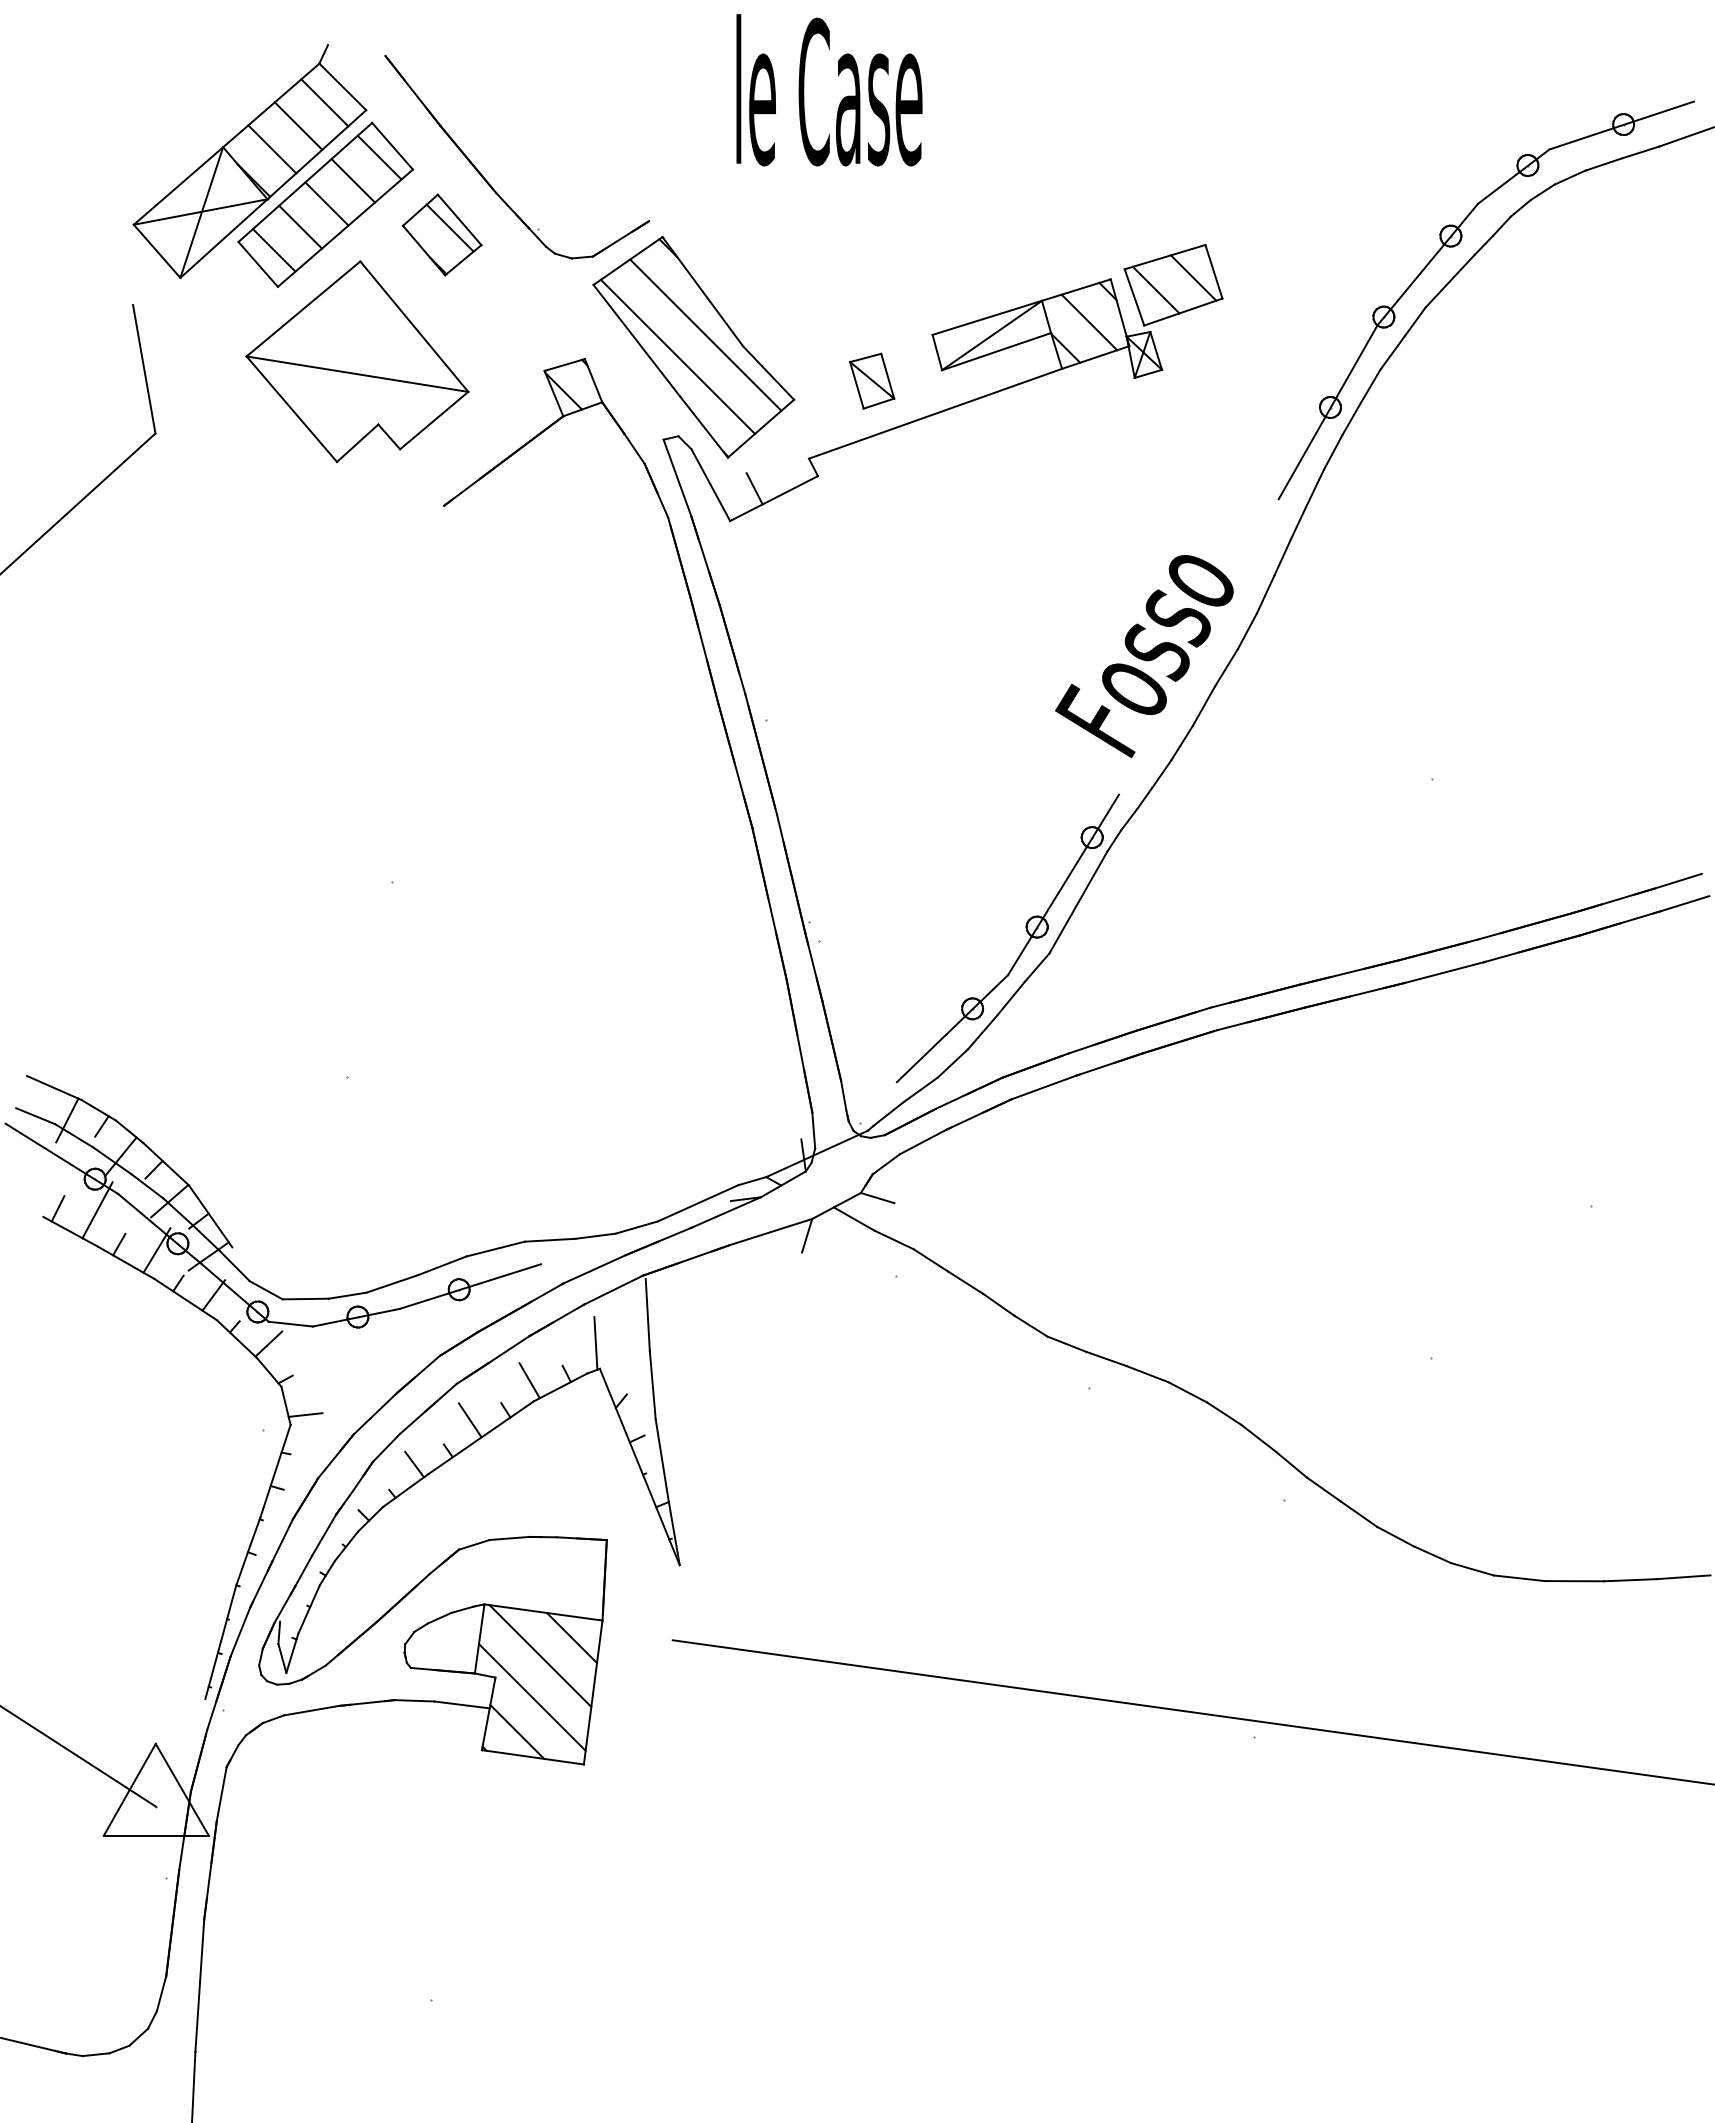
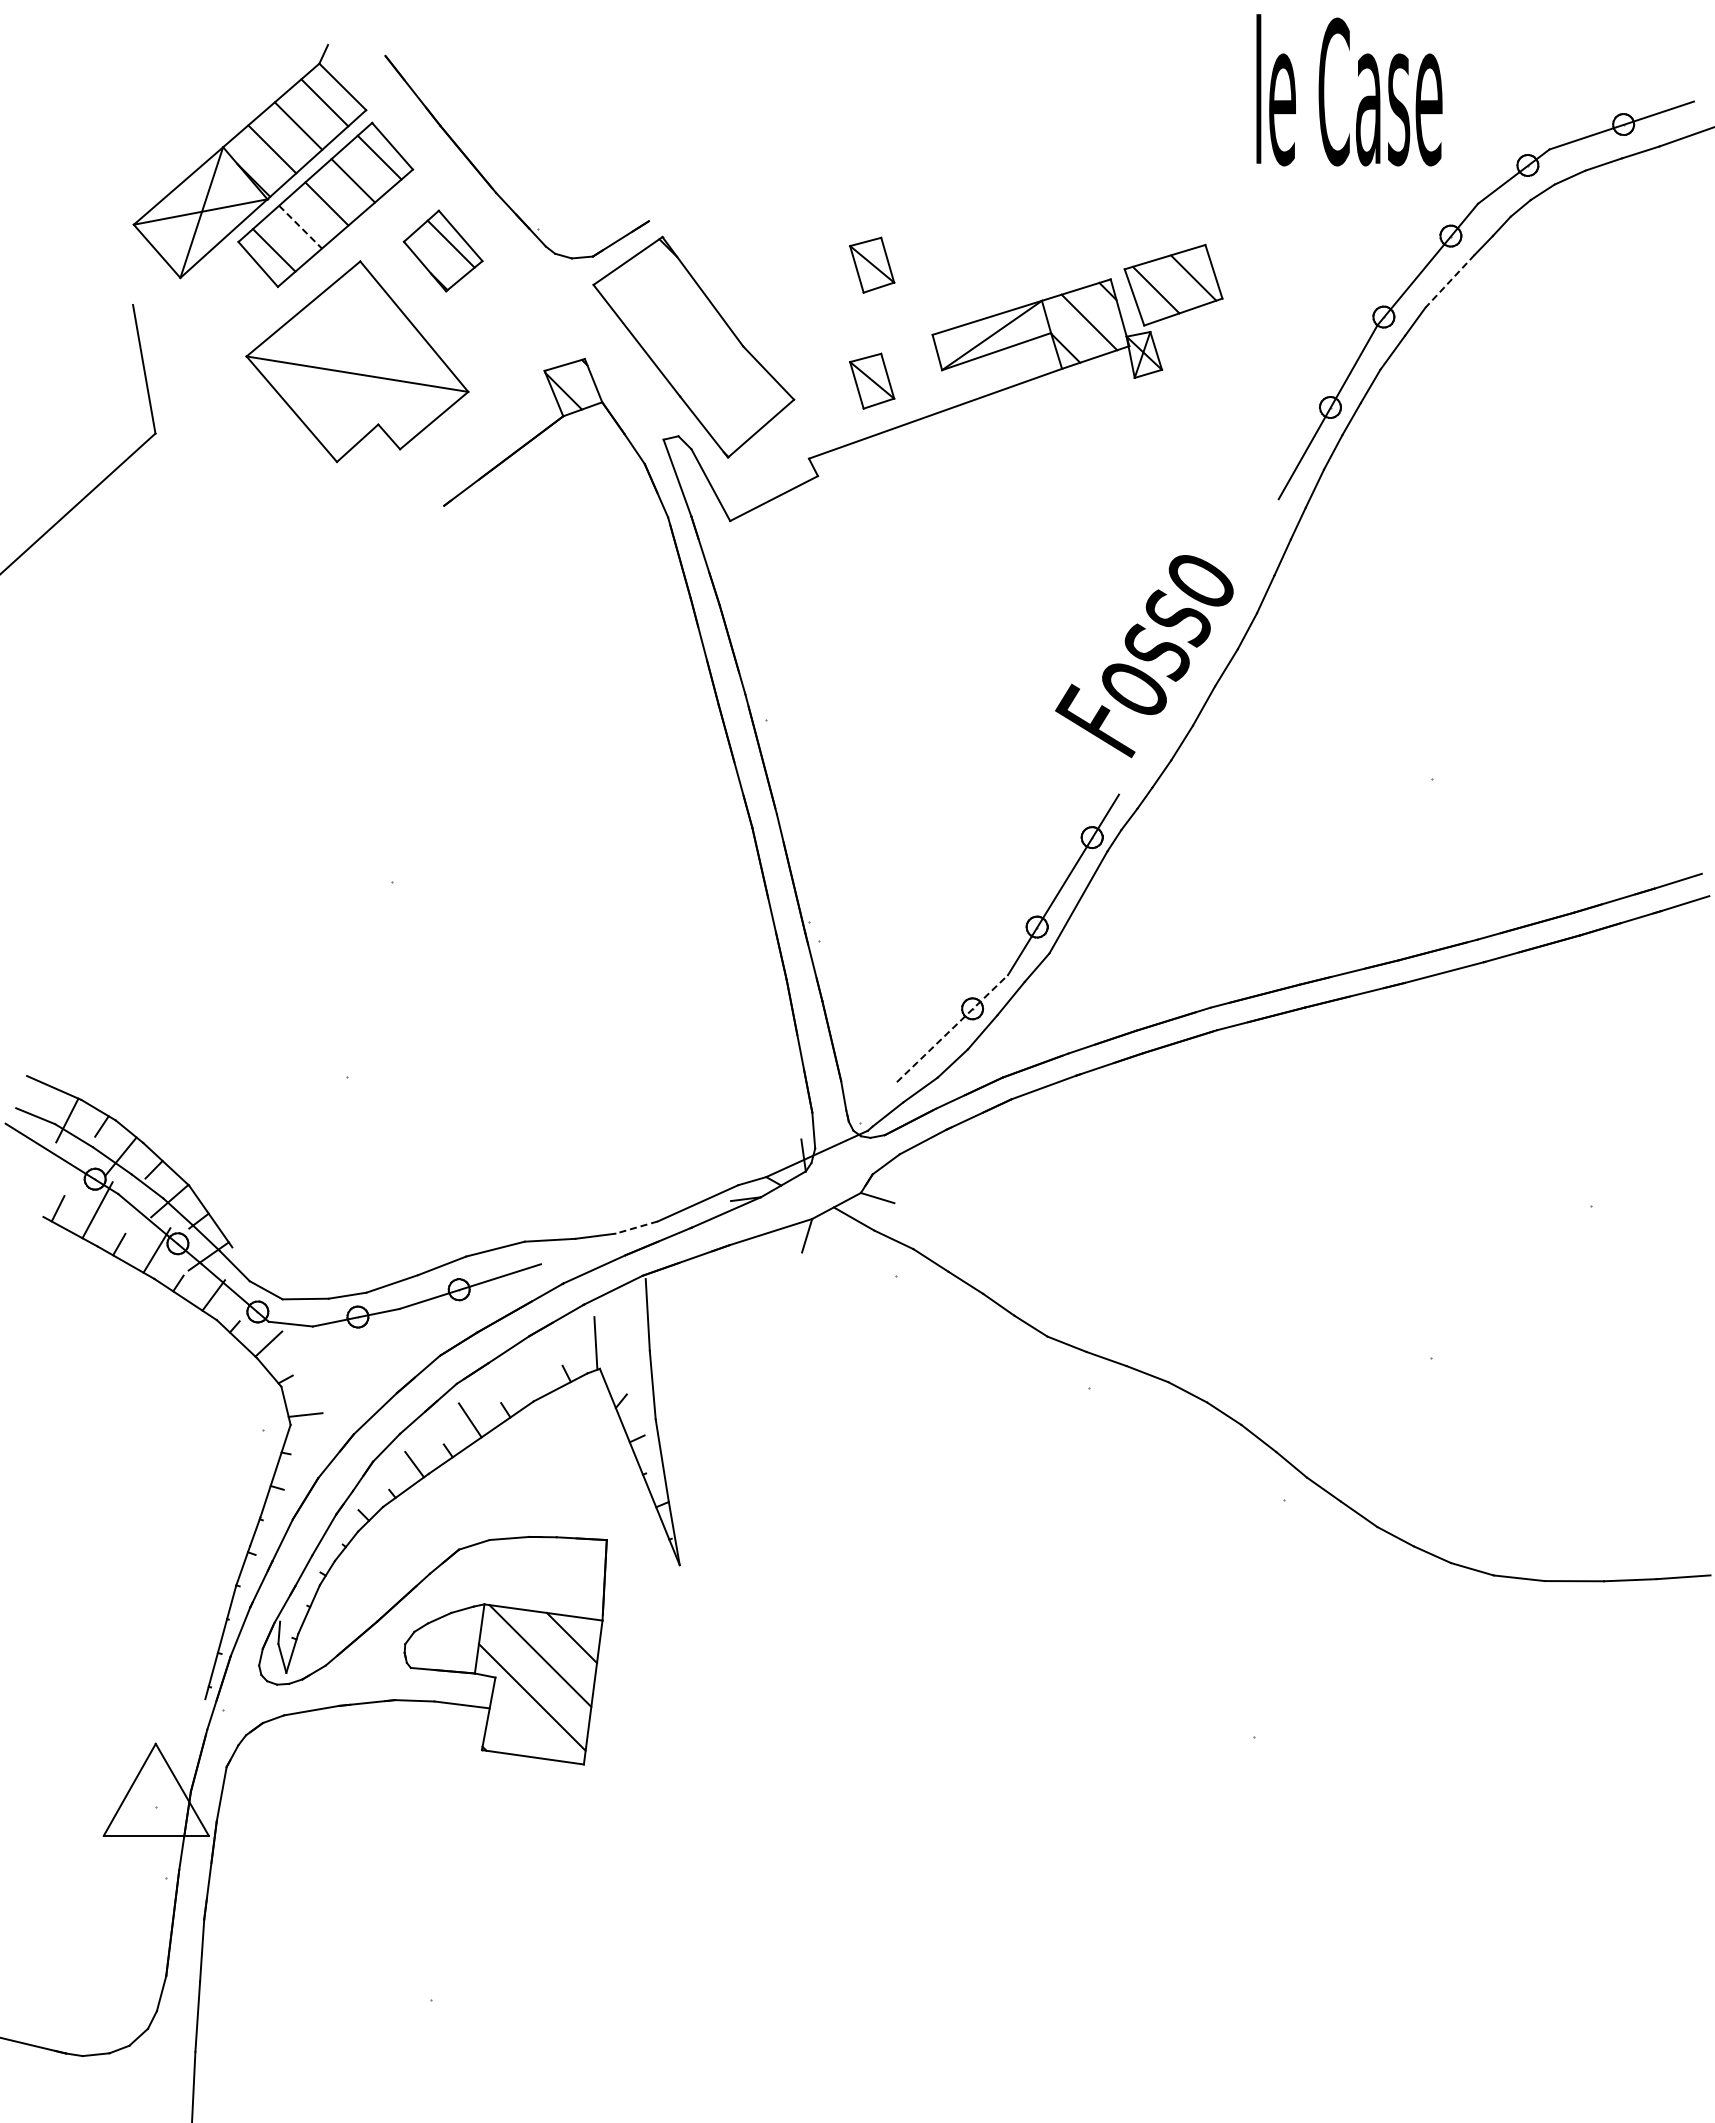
text position: (829, 90) -> (1349, 90) (1349, 90)
line: solid -> dashed (300, 227)
part position: (441, 234) -> (442, 250) (442, 250)
part: none -> present (872, 264)
line: solid -> dashed (1450, 281)
line: present -> none (705, 334)
line: present -> none (677, 356)
line: present -> none (754, 488)
line: solid -> dashed (952, 1028)
line: solid -> dashed (636, 1227)
line: present -> none (529, 1380)
line: present -> none (1191, 1712)
line: present -> none (517, 1731)
line: present -> none (79, 1756)
